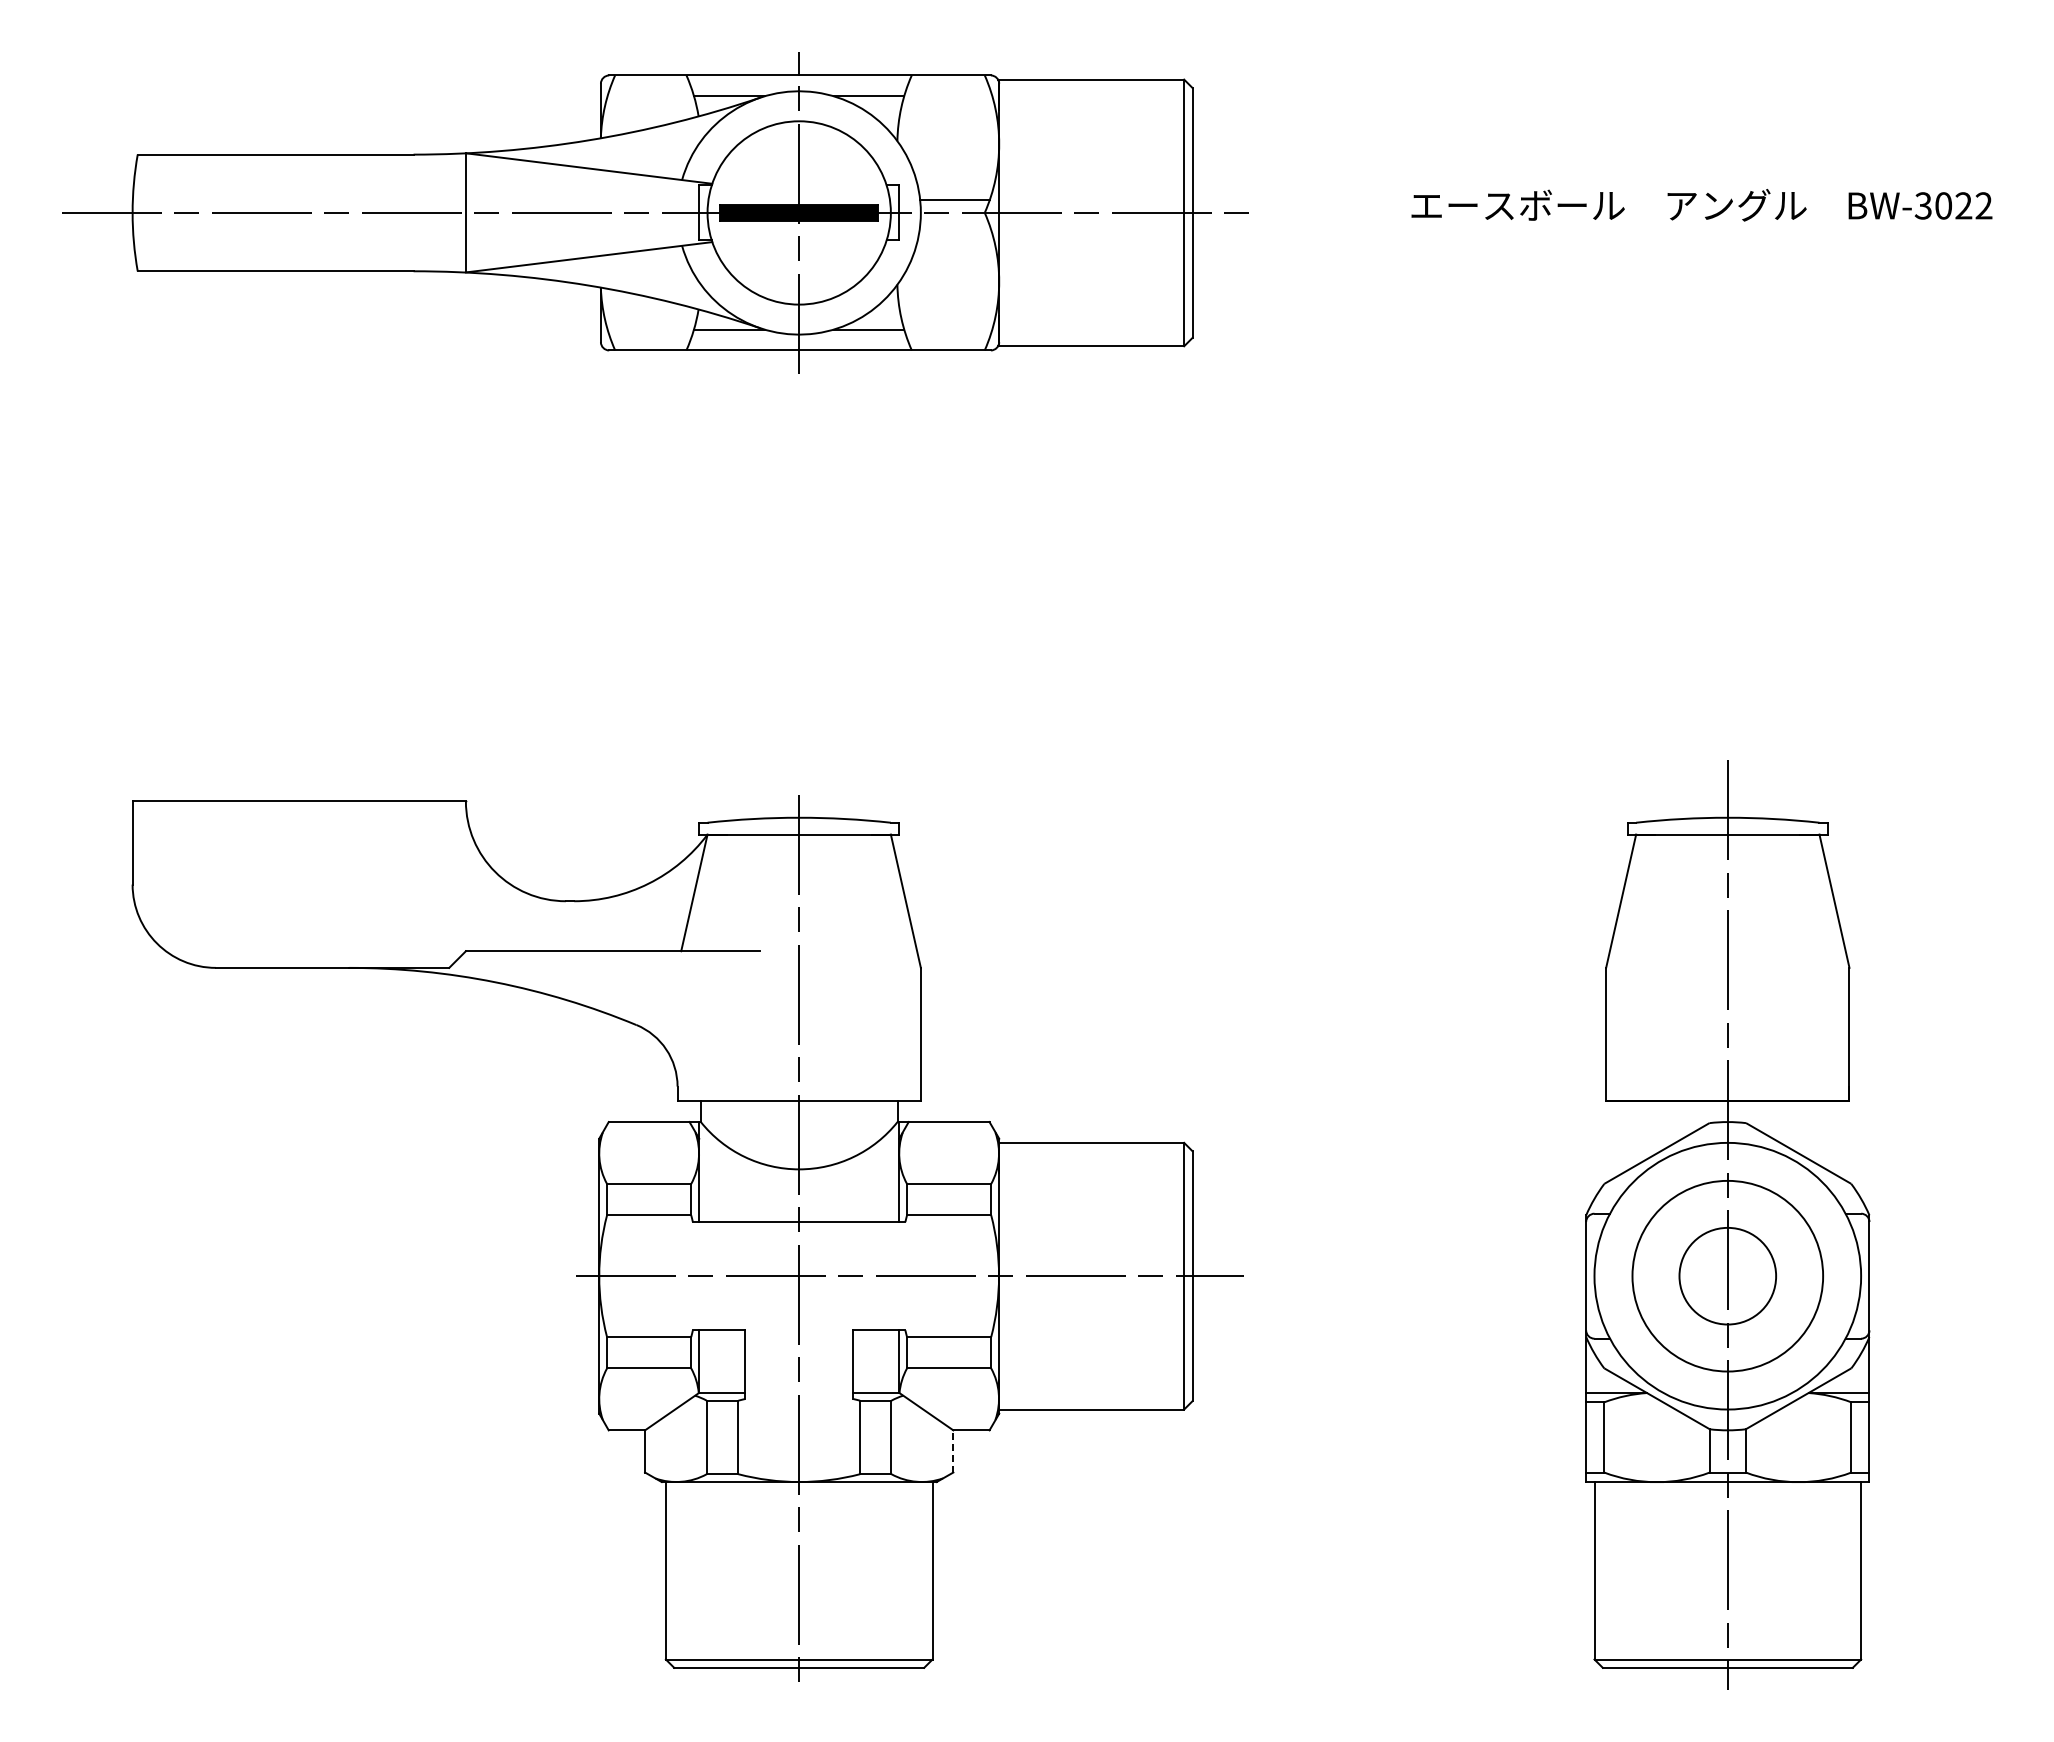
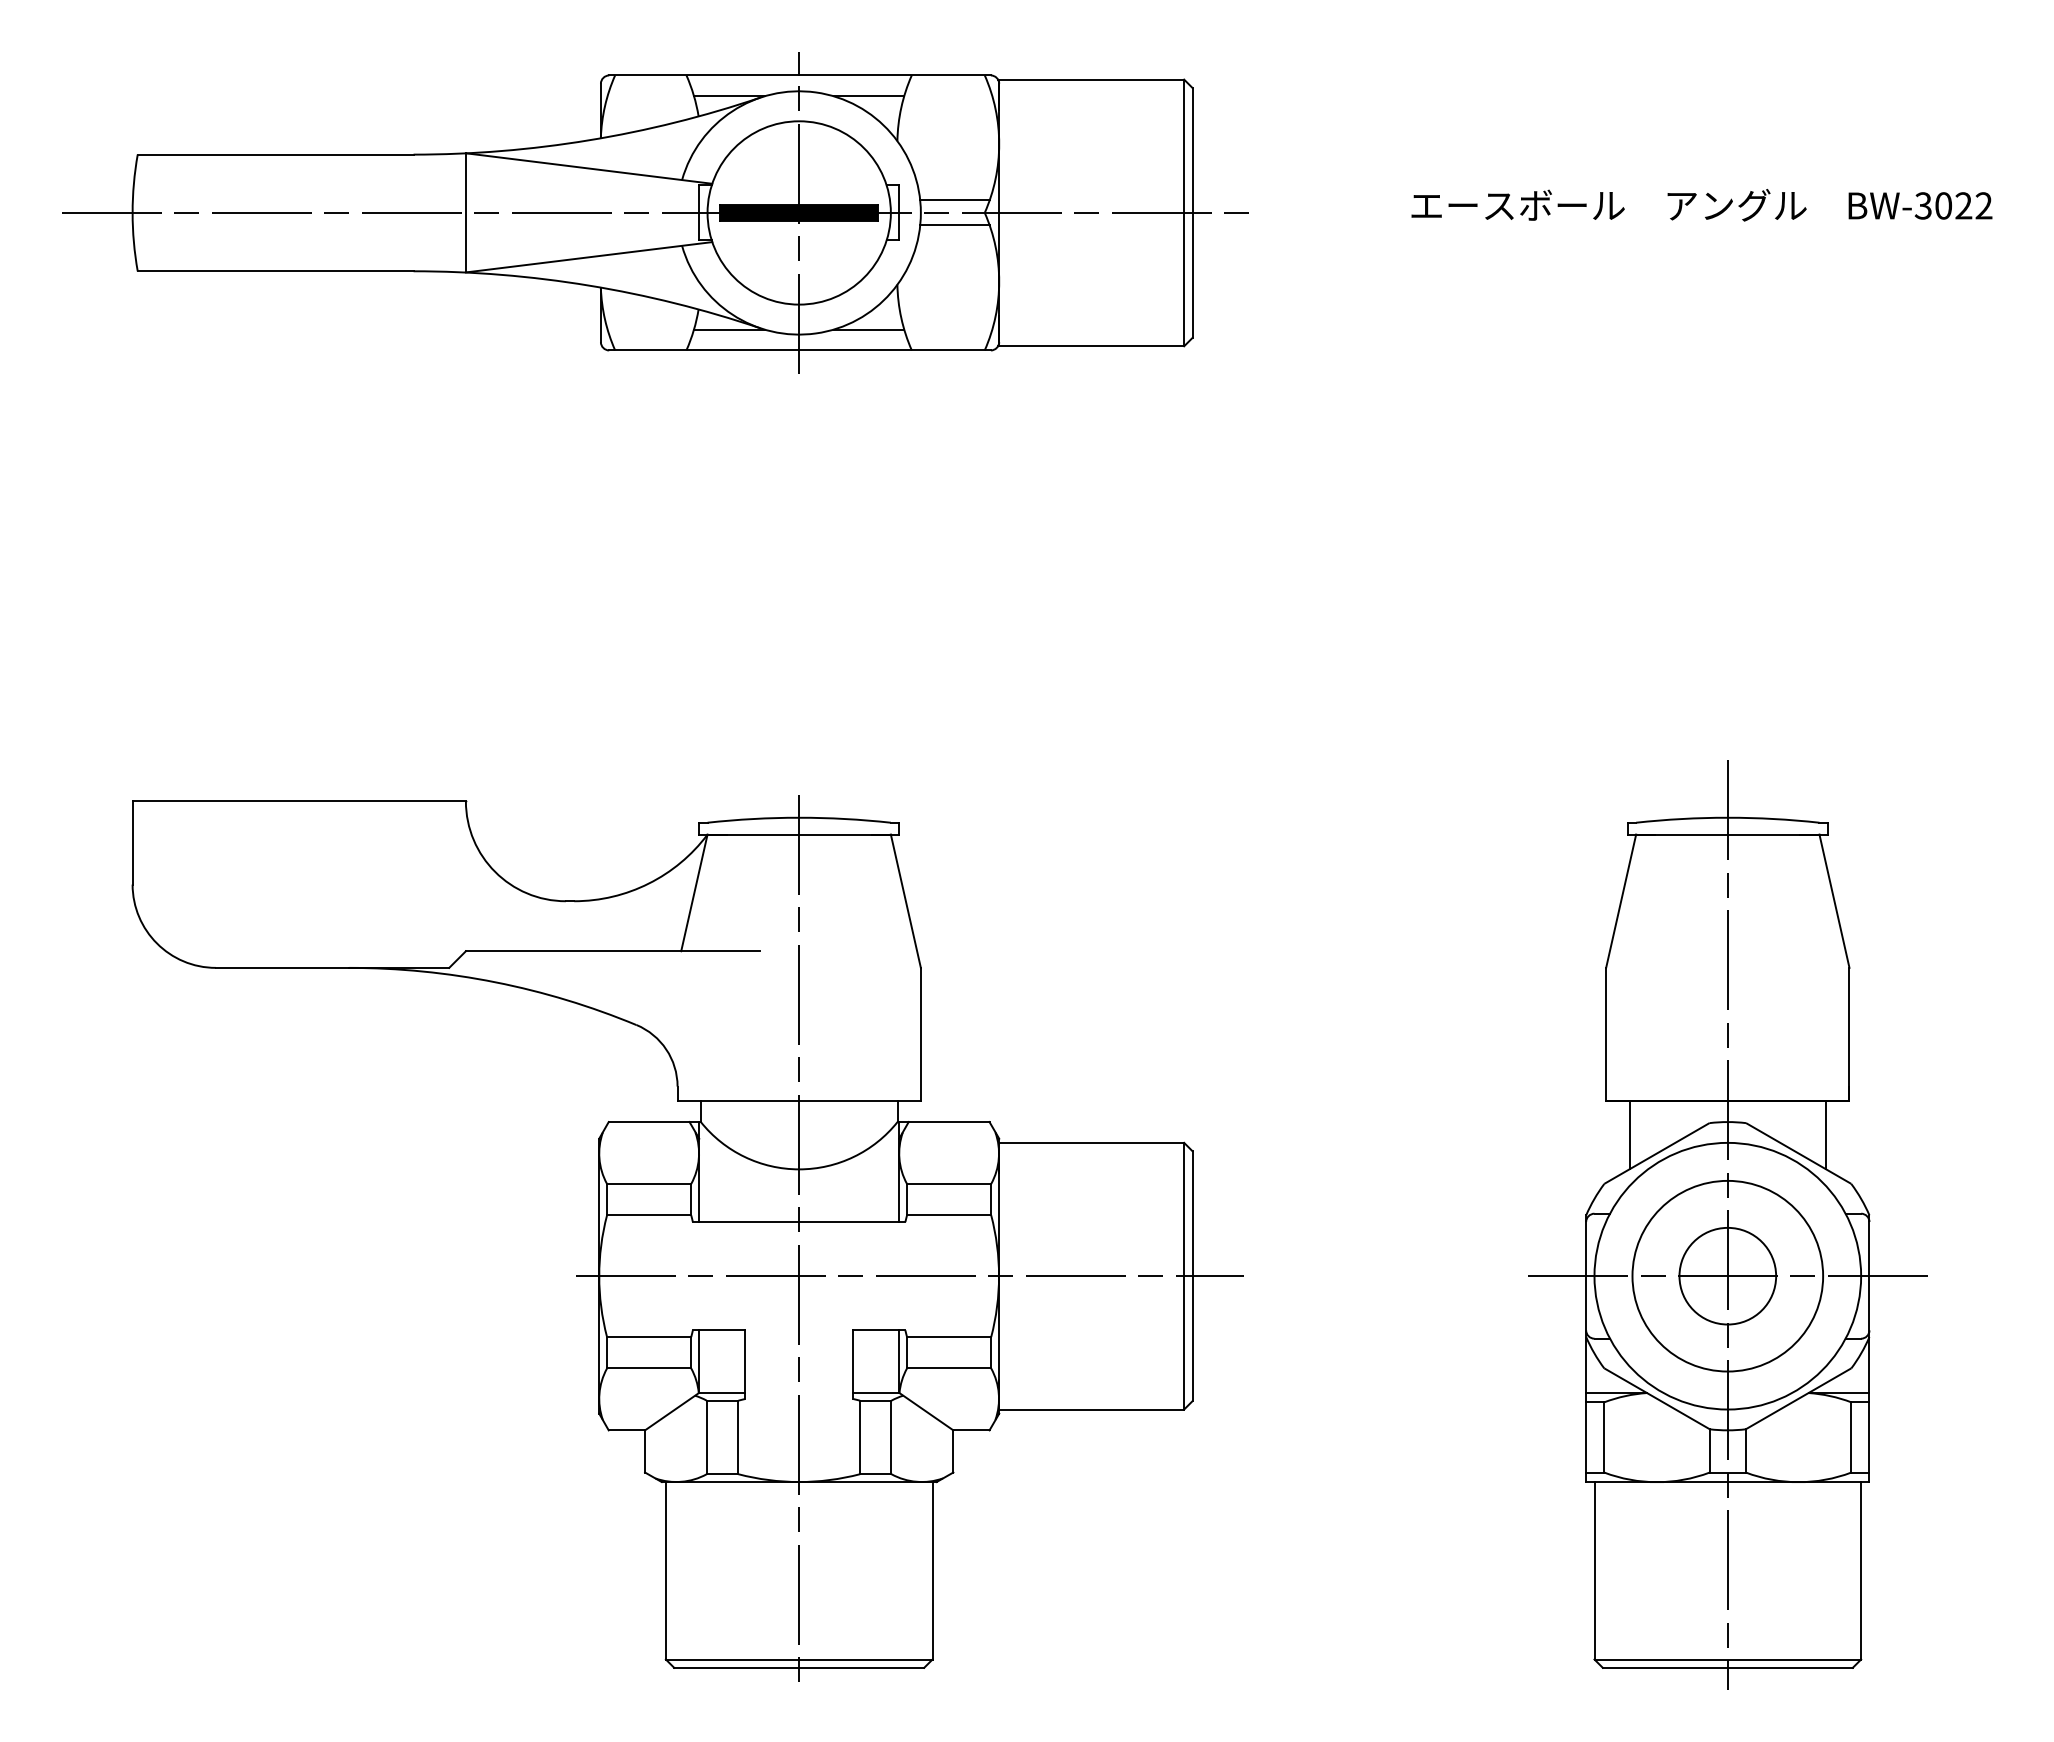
line: none -> present (954, 225)
line: none -> present (1629, 1135)
line: none -> present (1826, 1135)
line: none -> present (1727, 1276)
line: dashed -> solid (953, 1450)
